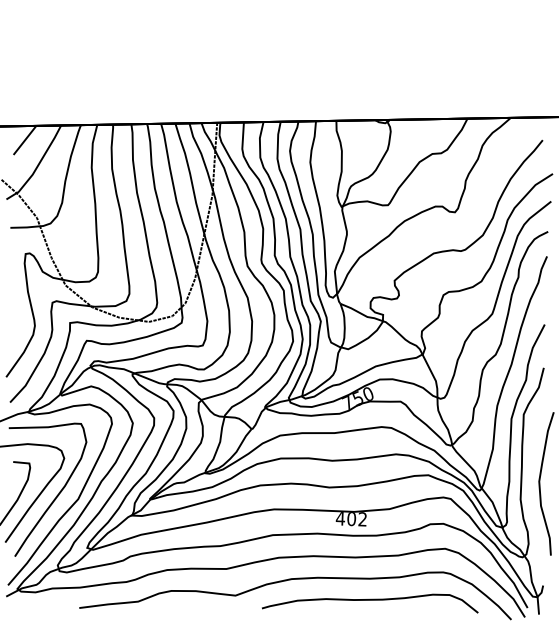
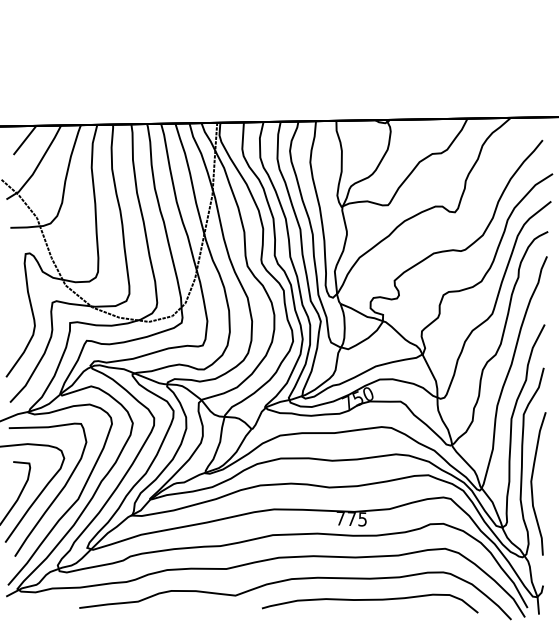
curve position: (540, 483) -> (532, 483) (532, 483)
text: 402 -> 775 (350, 519)
